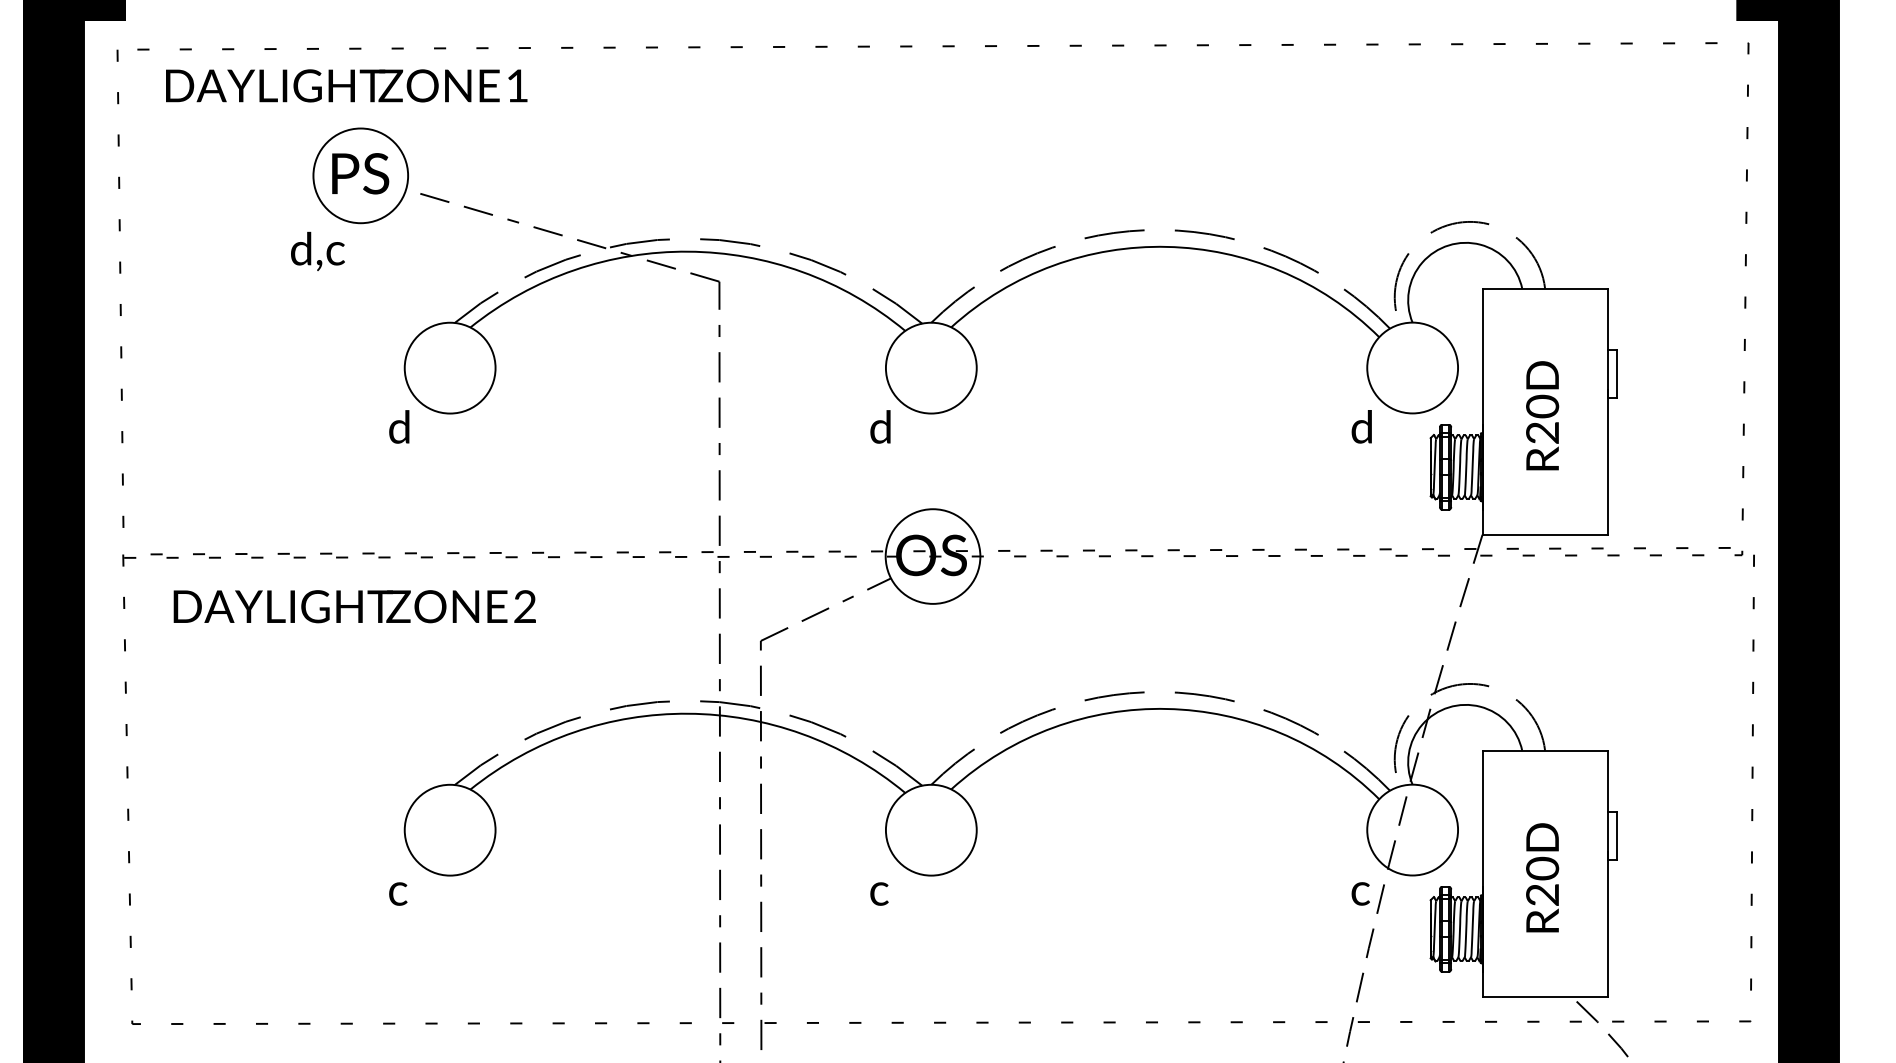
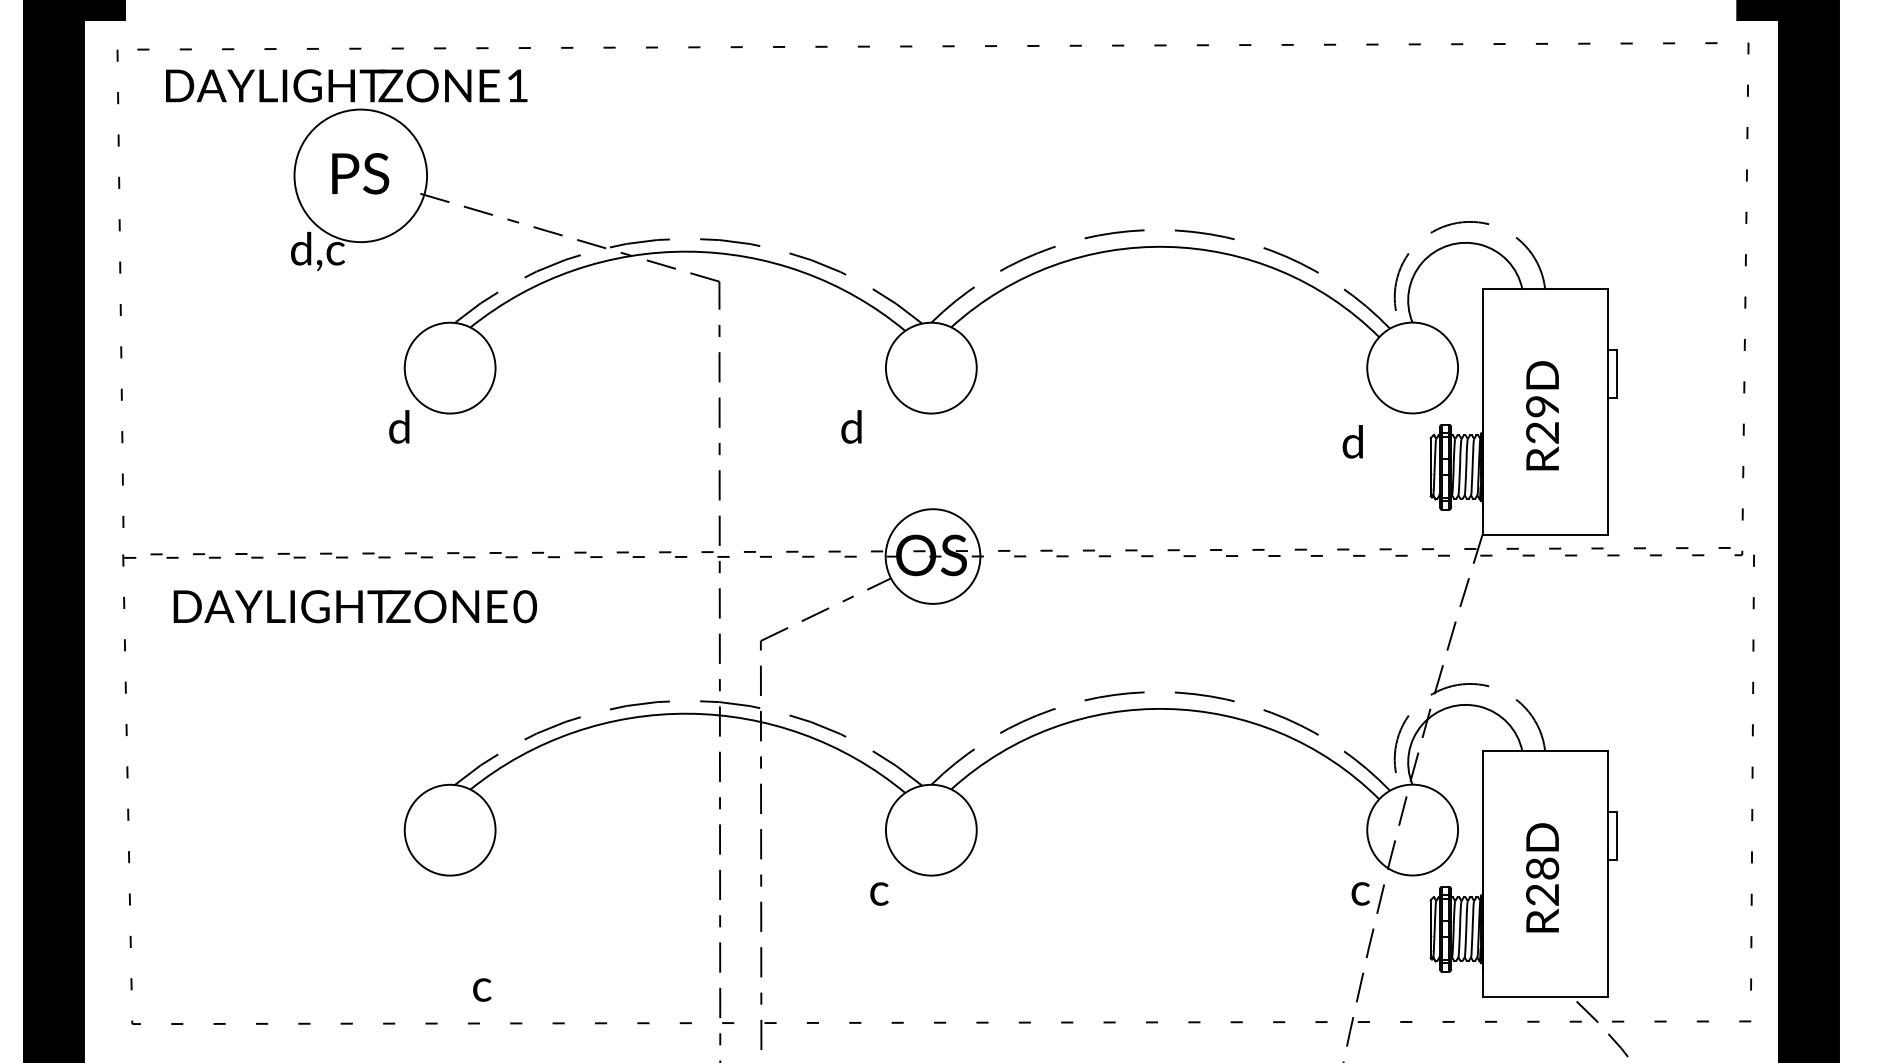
circle diameter: 95 px -> 133 px (360, 175)
text: R20D -> R29D (1543, 406)
text position: (880, 426) -> (851, 426) (851, 426)
text position: (1361, 426) -> (1352, 441) (1352, 441)
text: 2 -> 0 (524, 606)
text: R20D -> R28D (1542, 868)
text position: (398, 893) -> (482, 989) (482, 989)
